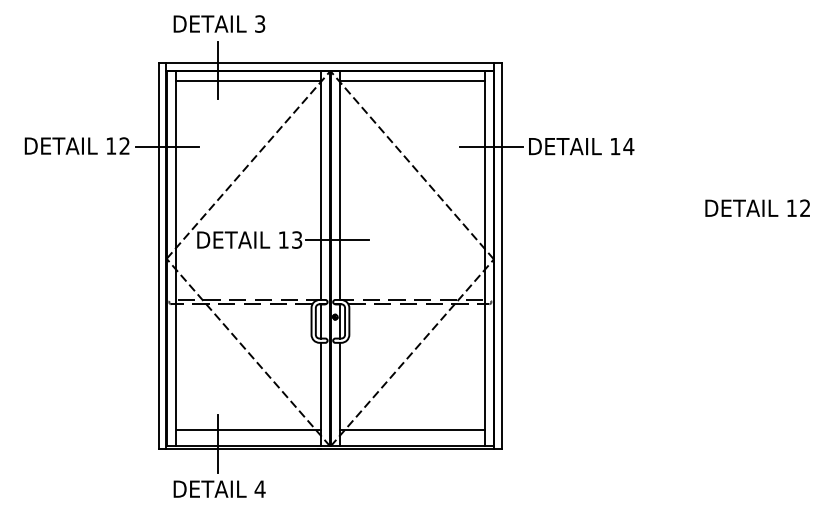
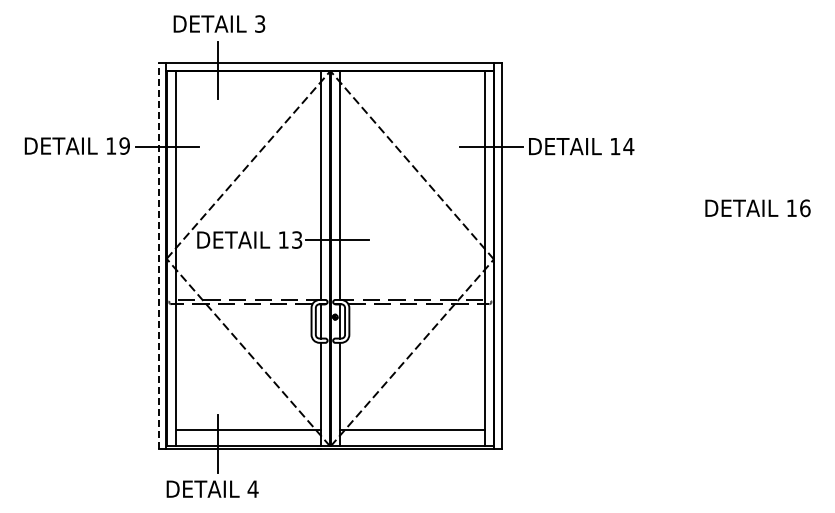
line: present -> none (247, 81)
line: present -> none (411, 81)
text: 12 -> 19 (124, 145)
text: 12 -> 16 (805, 208)
line: solid -> dashed (158, 256)
text position: (219, 488) -> (212, 488) (212, 488)
